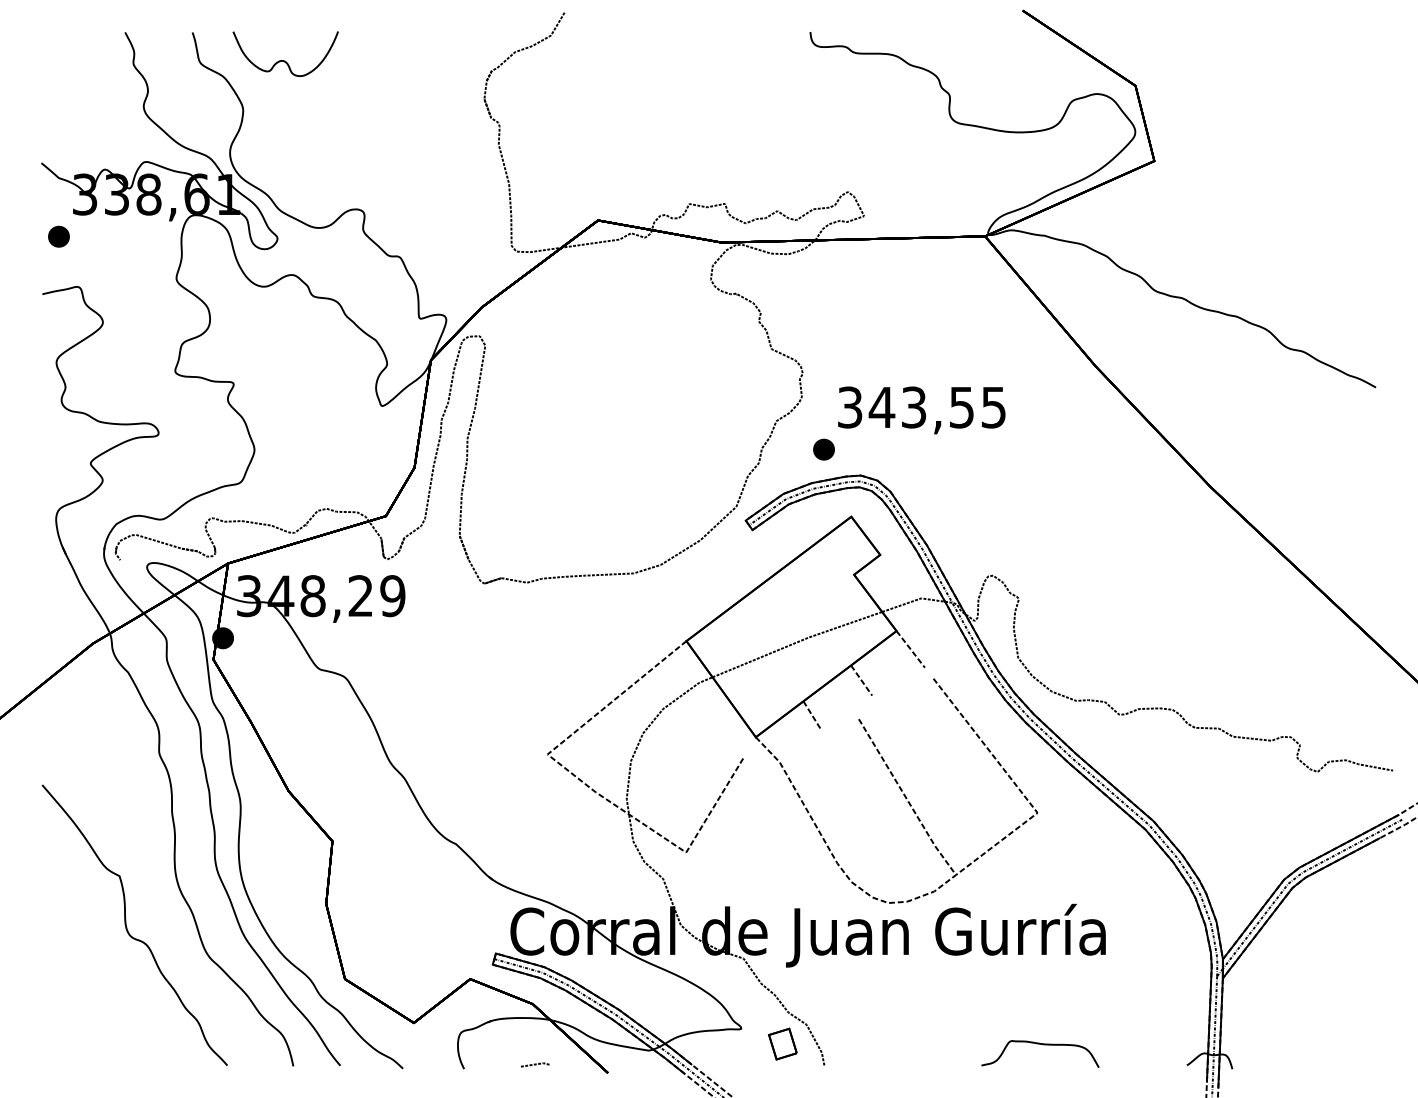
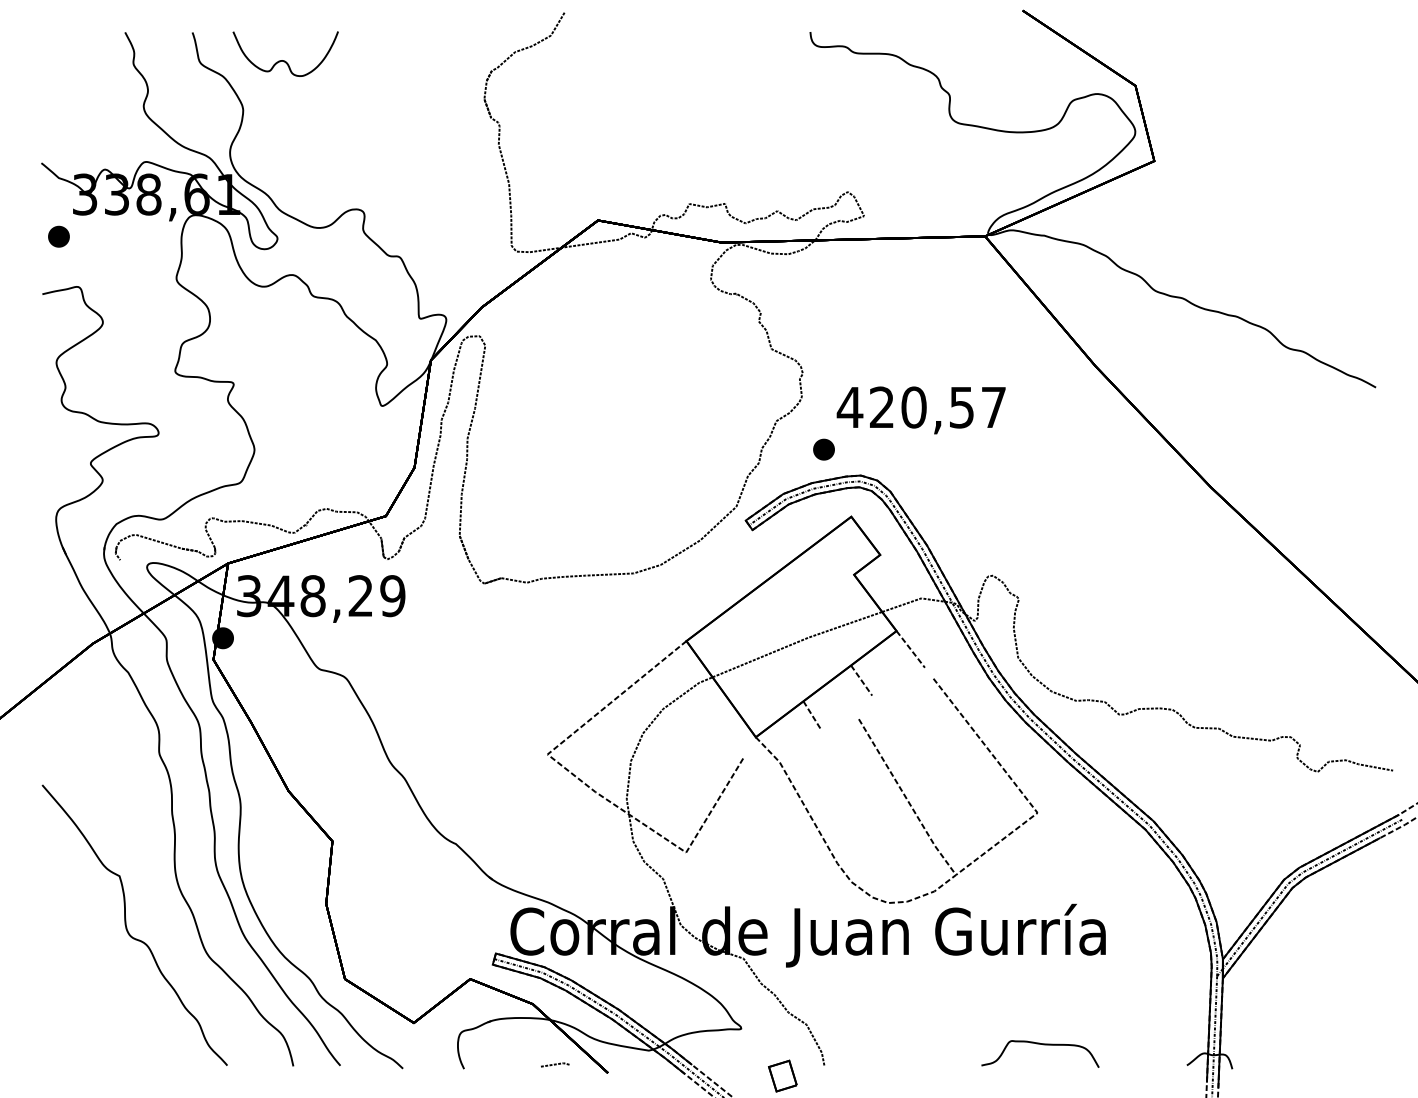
text: 343,55 -> 420,57 (920, 407)
part position: (782, 1043) -> (782, 1075) (782, 1075)
line position: (535, 1064) -> (555, 1064) (555, 1064)
